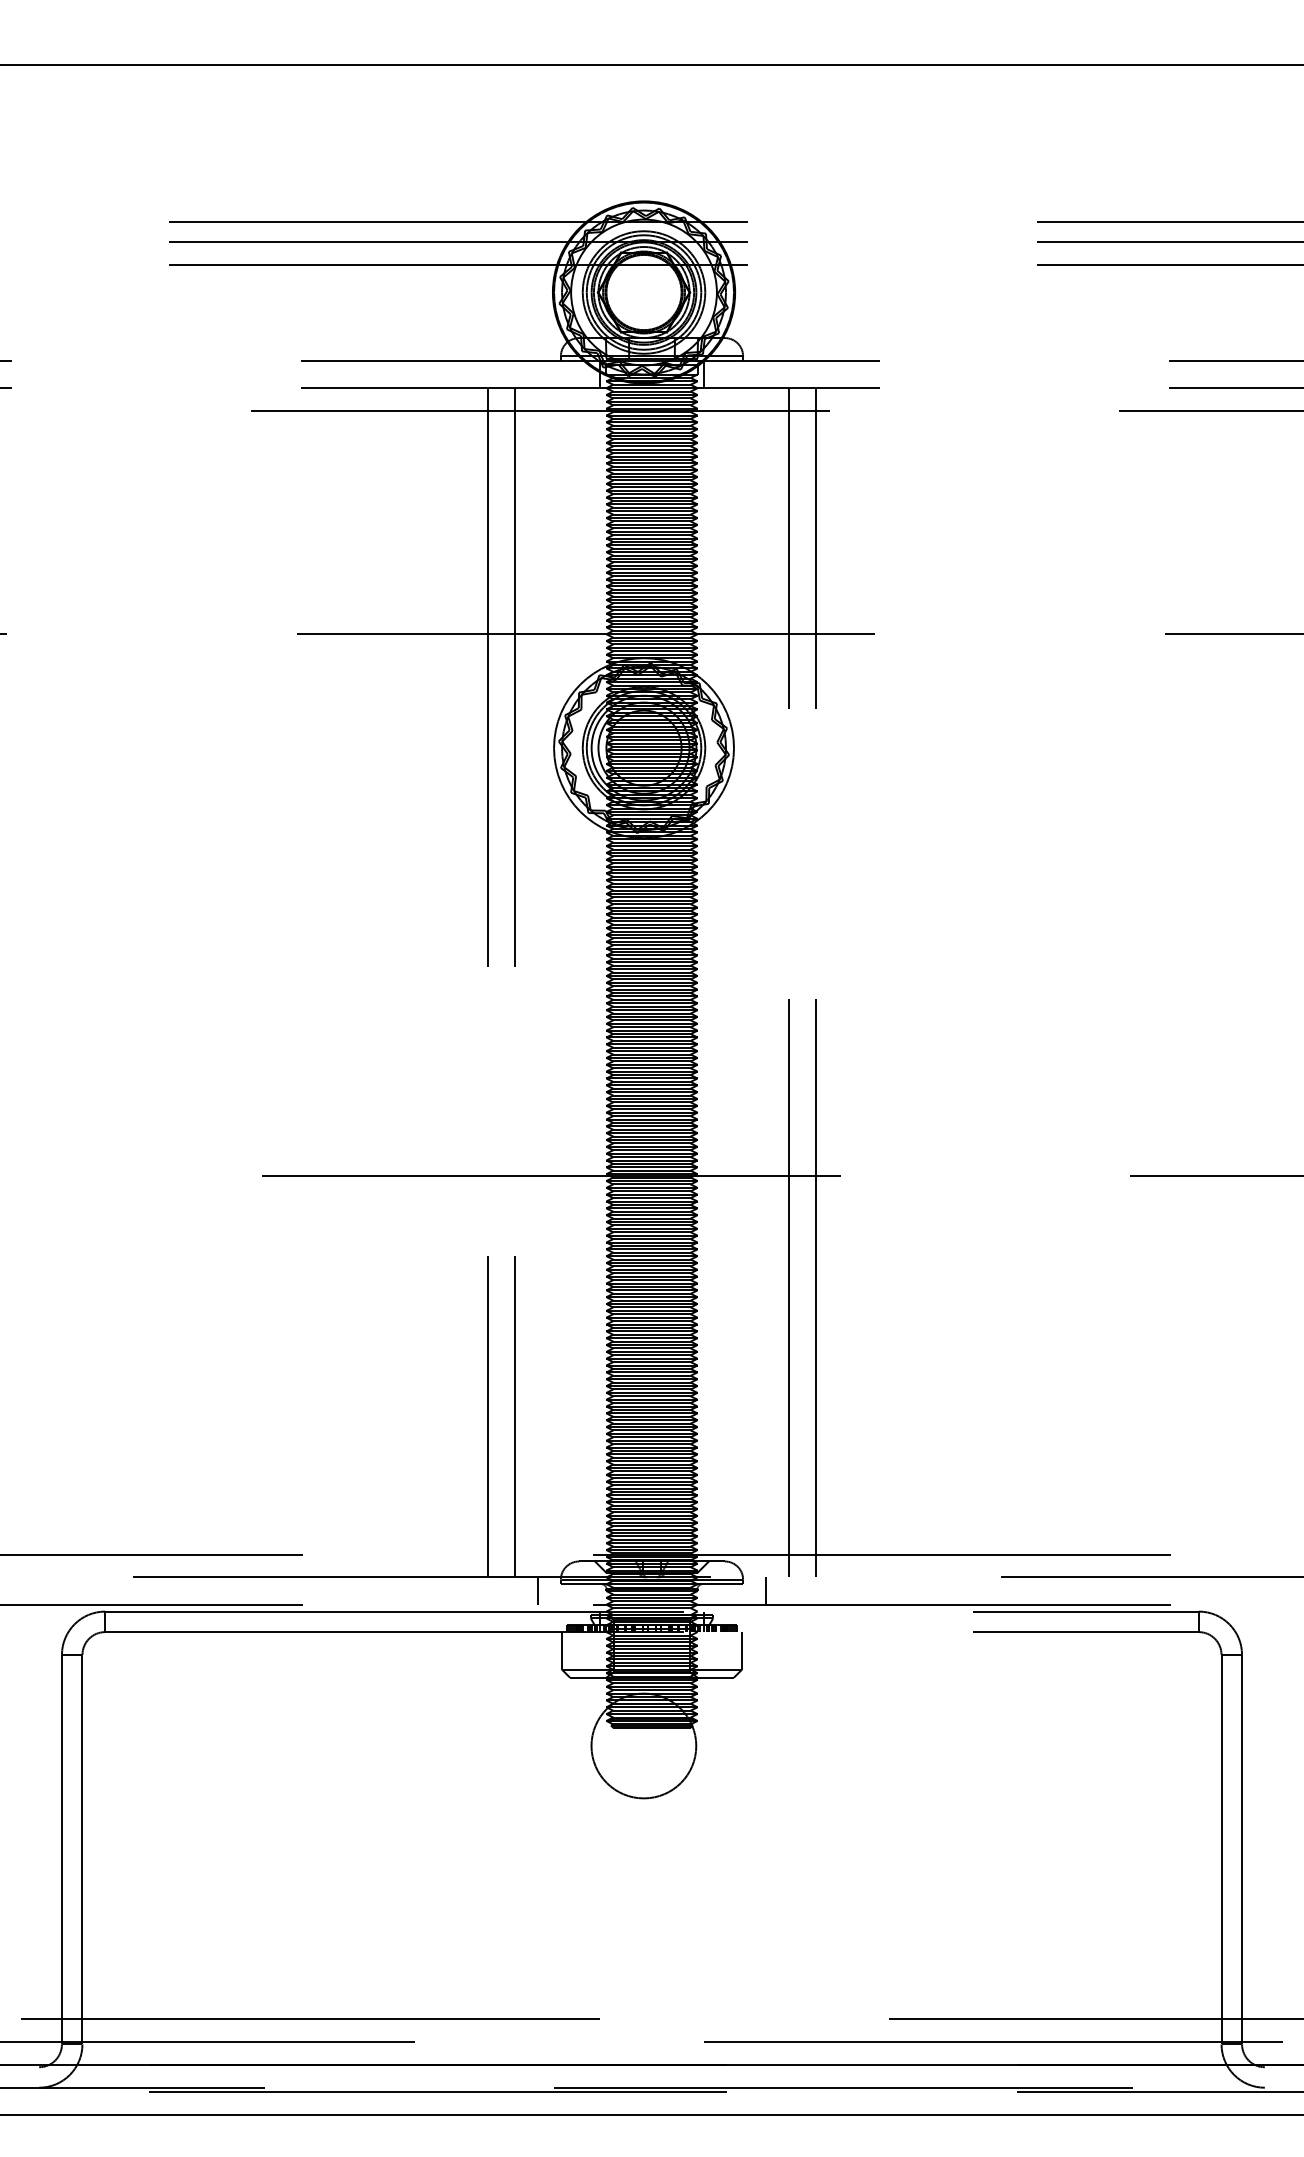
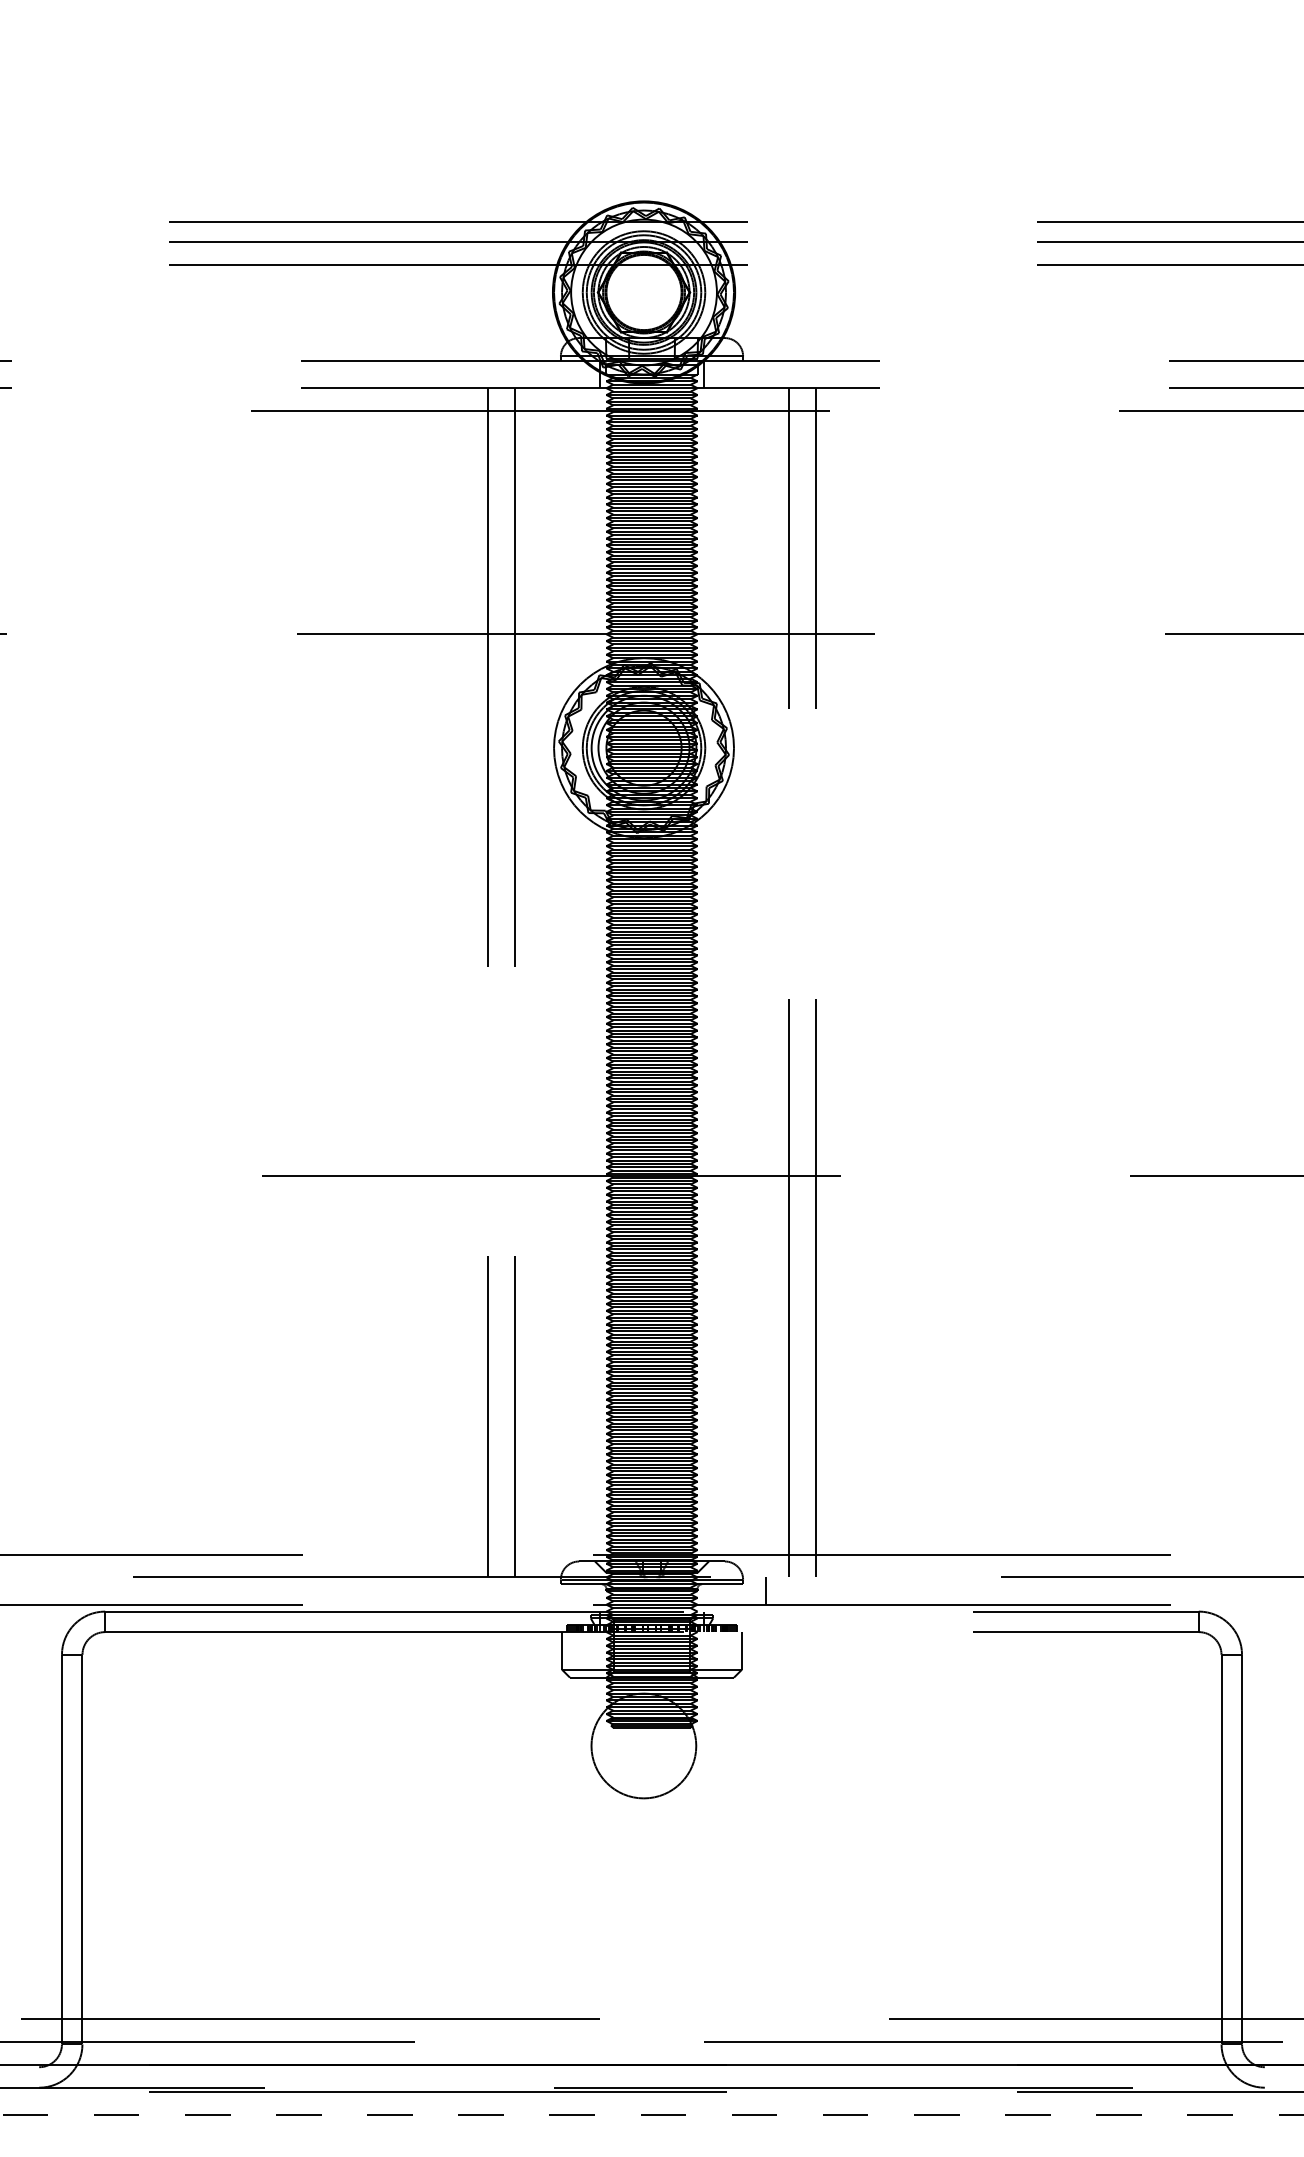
line: present -> none (651, 64)
line: present -> none (538, 1590)
line: solid -> dashed (651, 2115)
